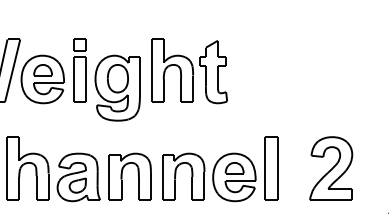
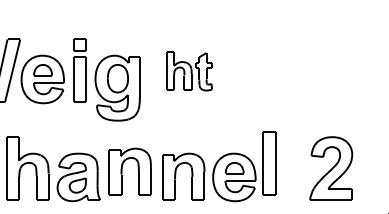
part size: 77x67 px -> 47x41 px (189, 71)
part position: (271, 168) -> (269, 163) (269, 163)
part position: (122, 176) -> (122, 171) (122, 171)
